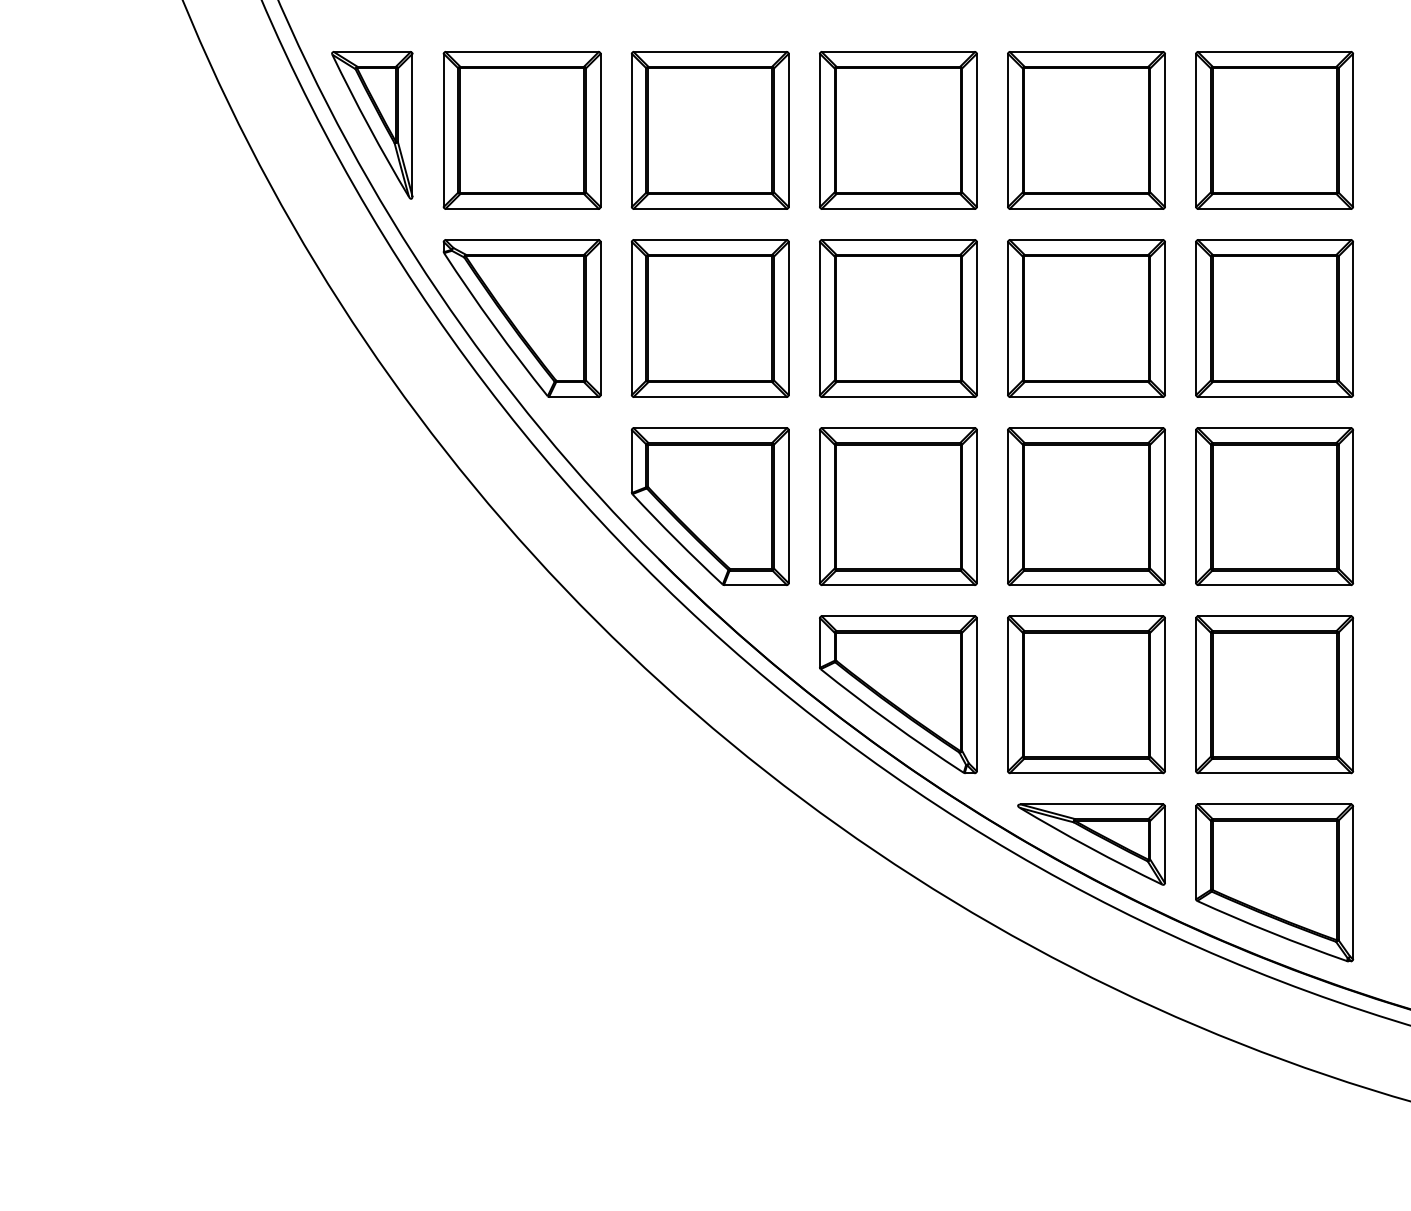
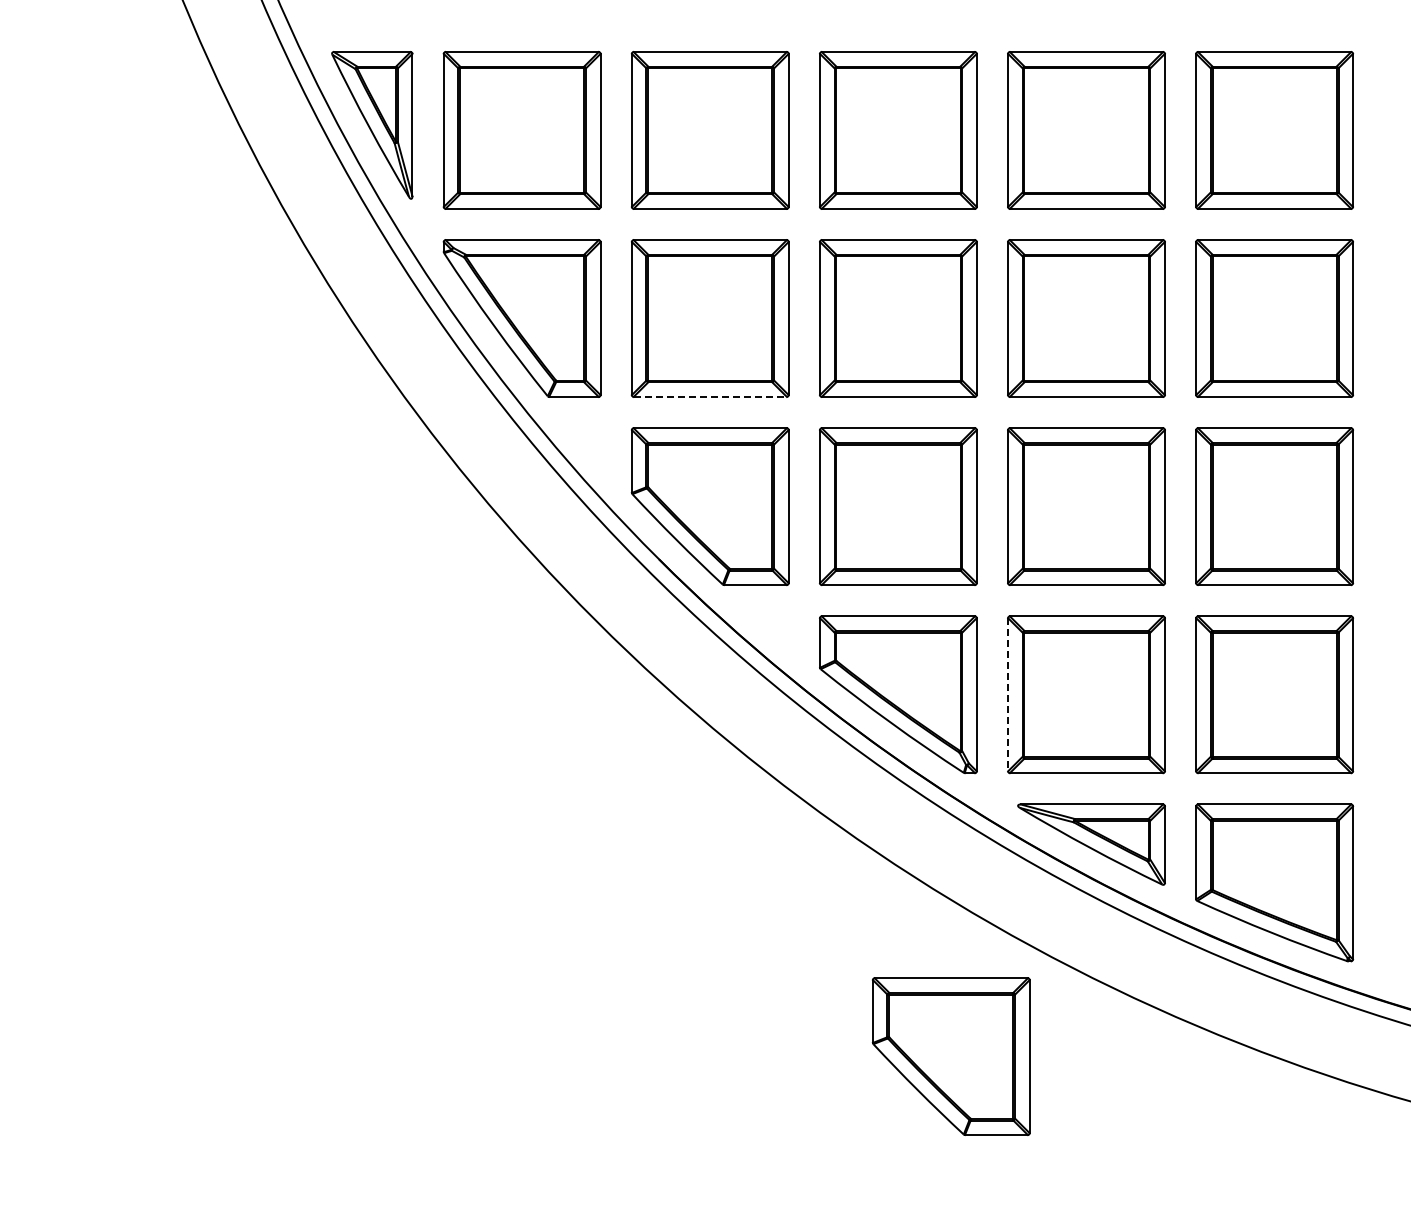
line: solid -> dashed (710, 396)
line: solid -> dashed (1008, 694)
part: none -> present (950, 1056)
